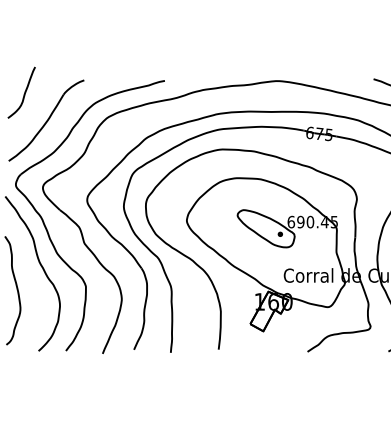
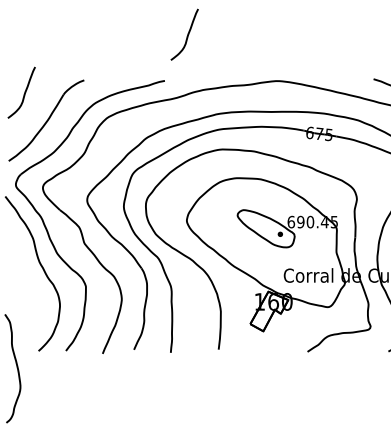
curve: none -> present (186, 36)
curve position: (16, 289) -> (16, 367) (16, 367)
